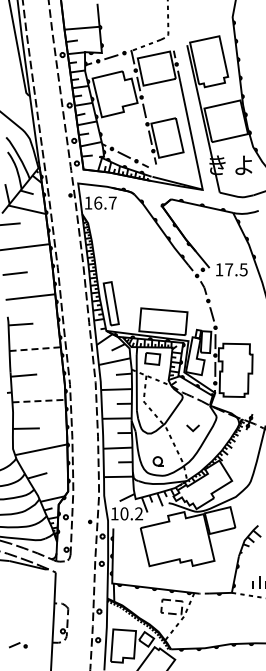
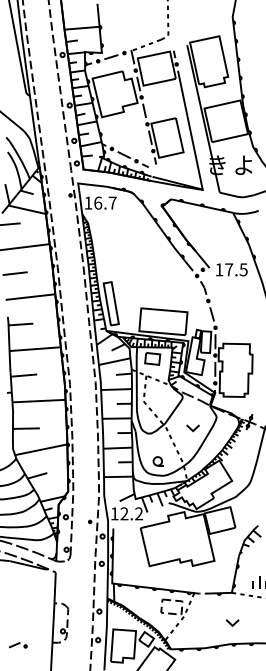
line: dashed -> solid (35, 349)
line: dashed -> solid (38, 401)
text: 10.2 -> 12.2 (124, 513)
part: none -> present (232, 622)
